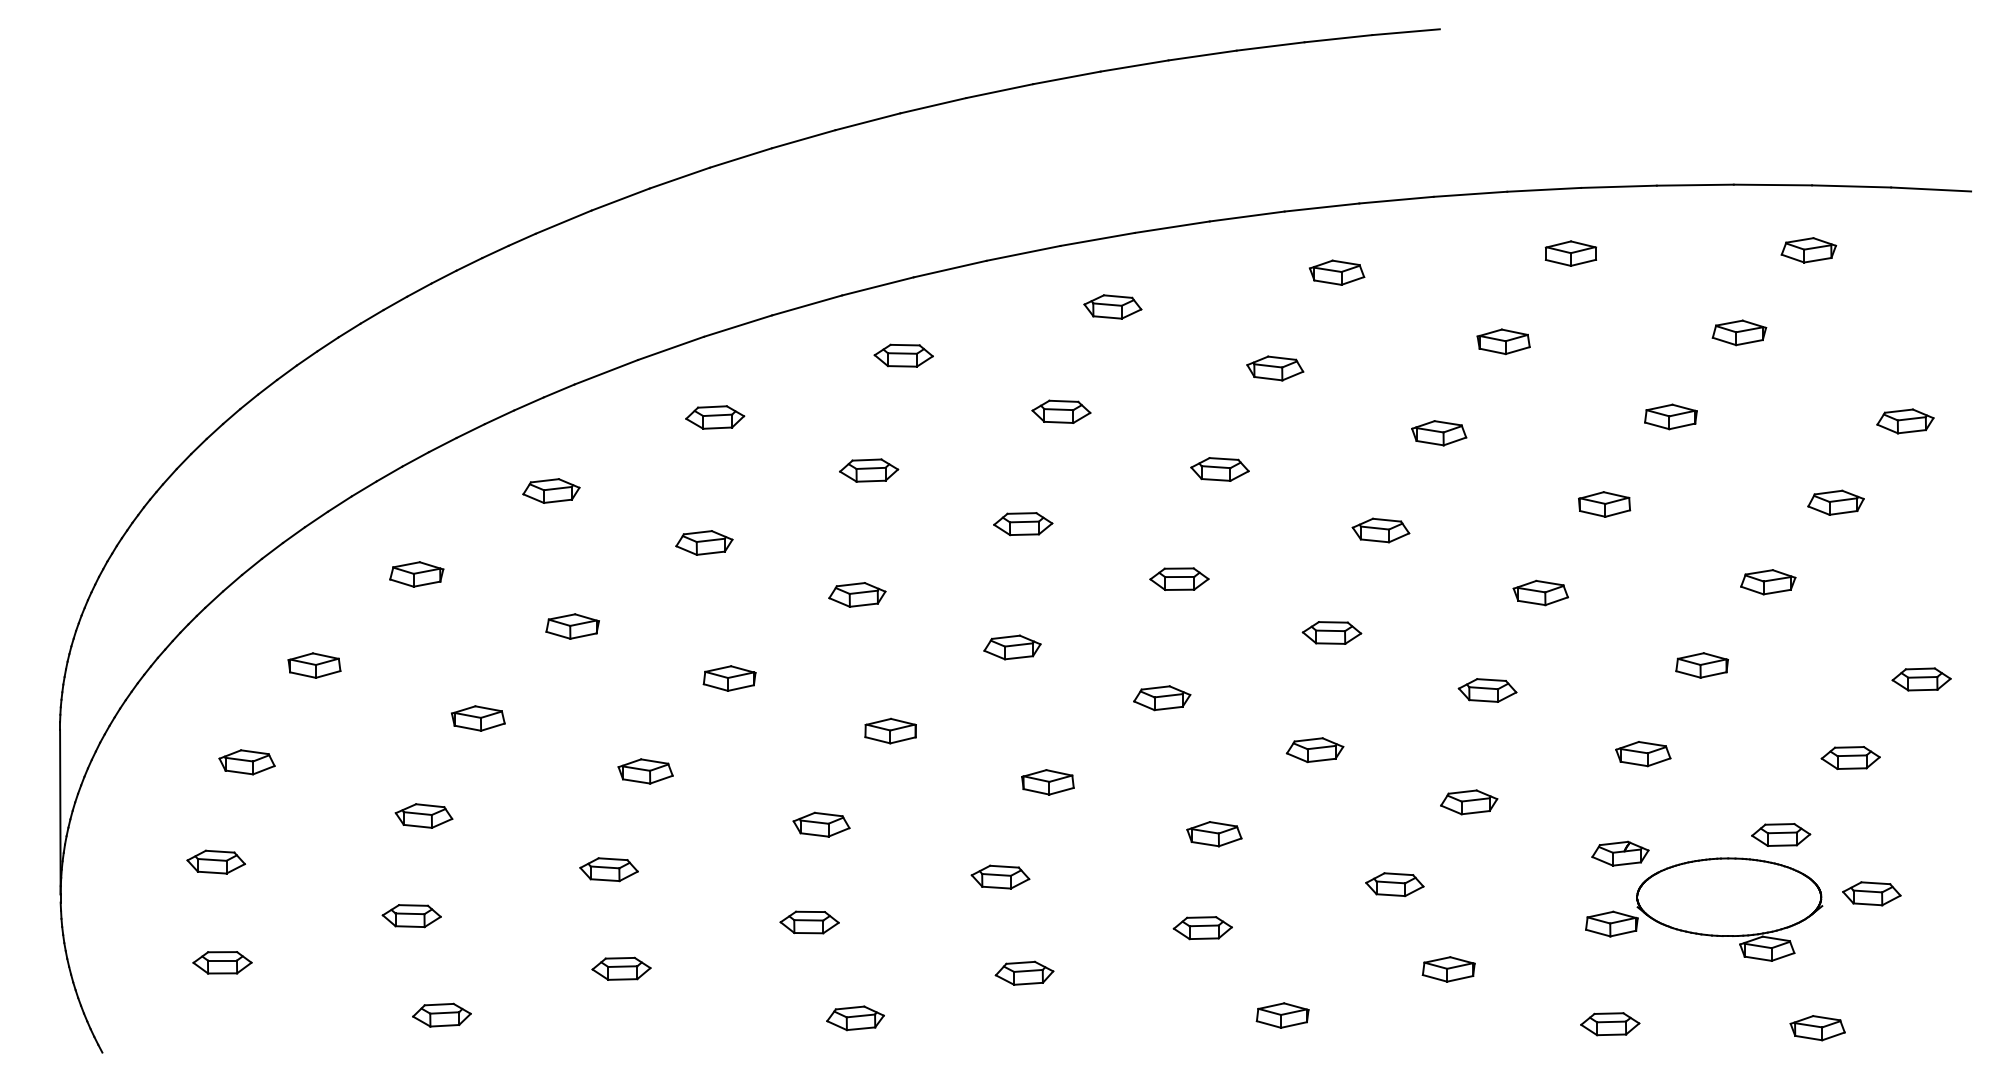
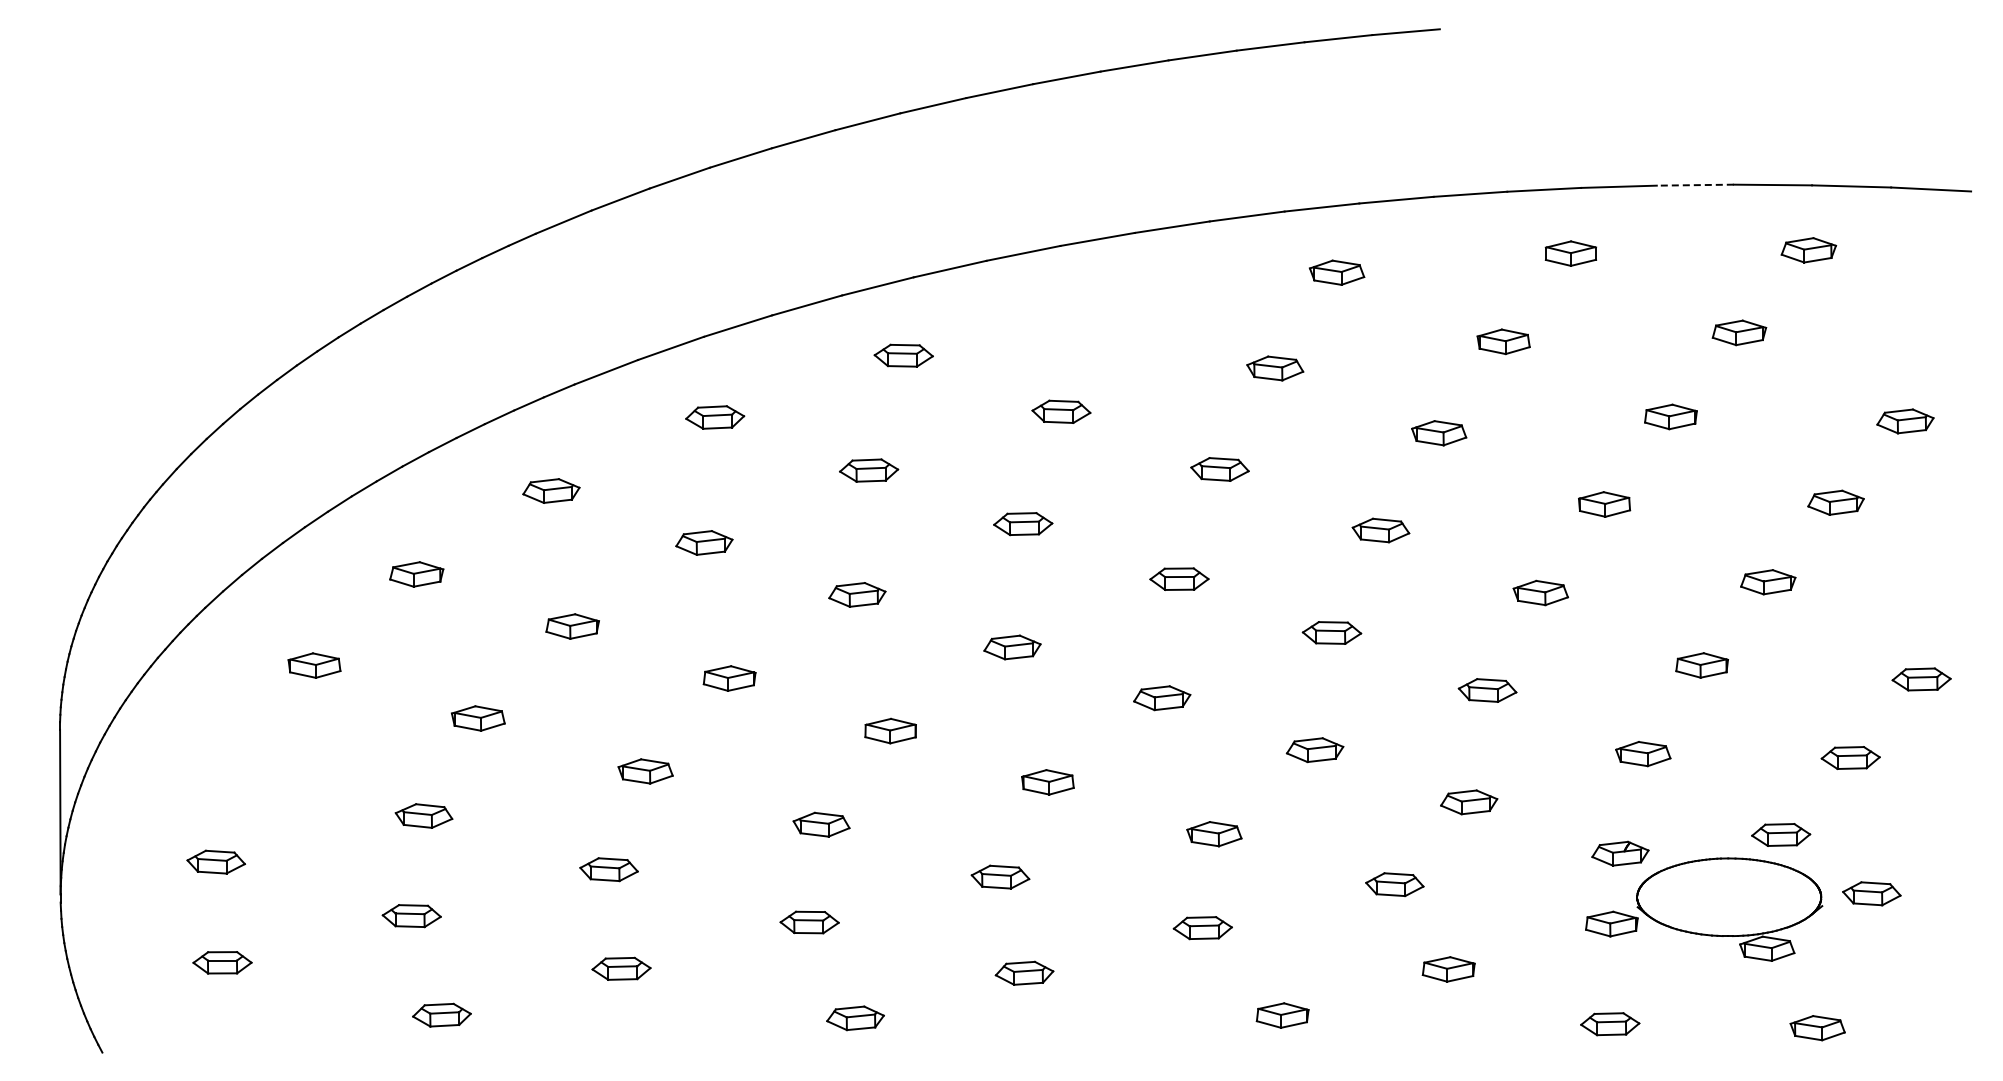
line: solid -> dashed (1694, 185)
part: present -> none (1112, 306)
part: present -> none (246, 762)
